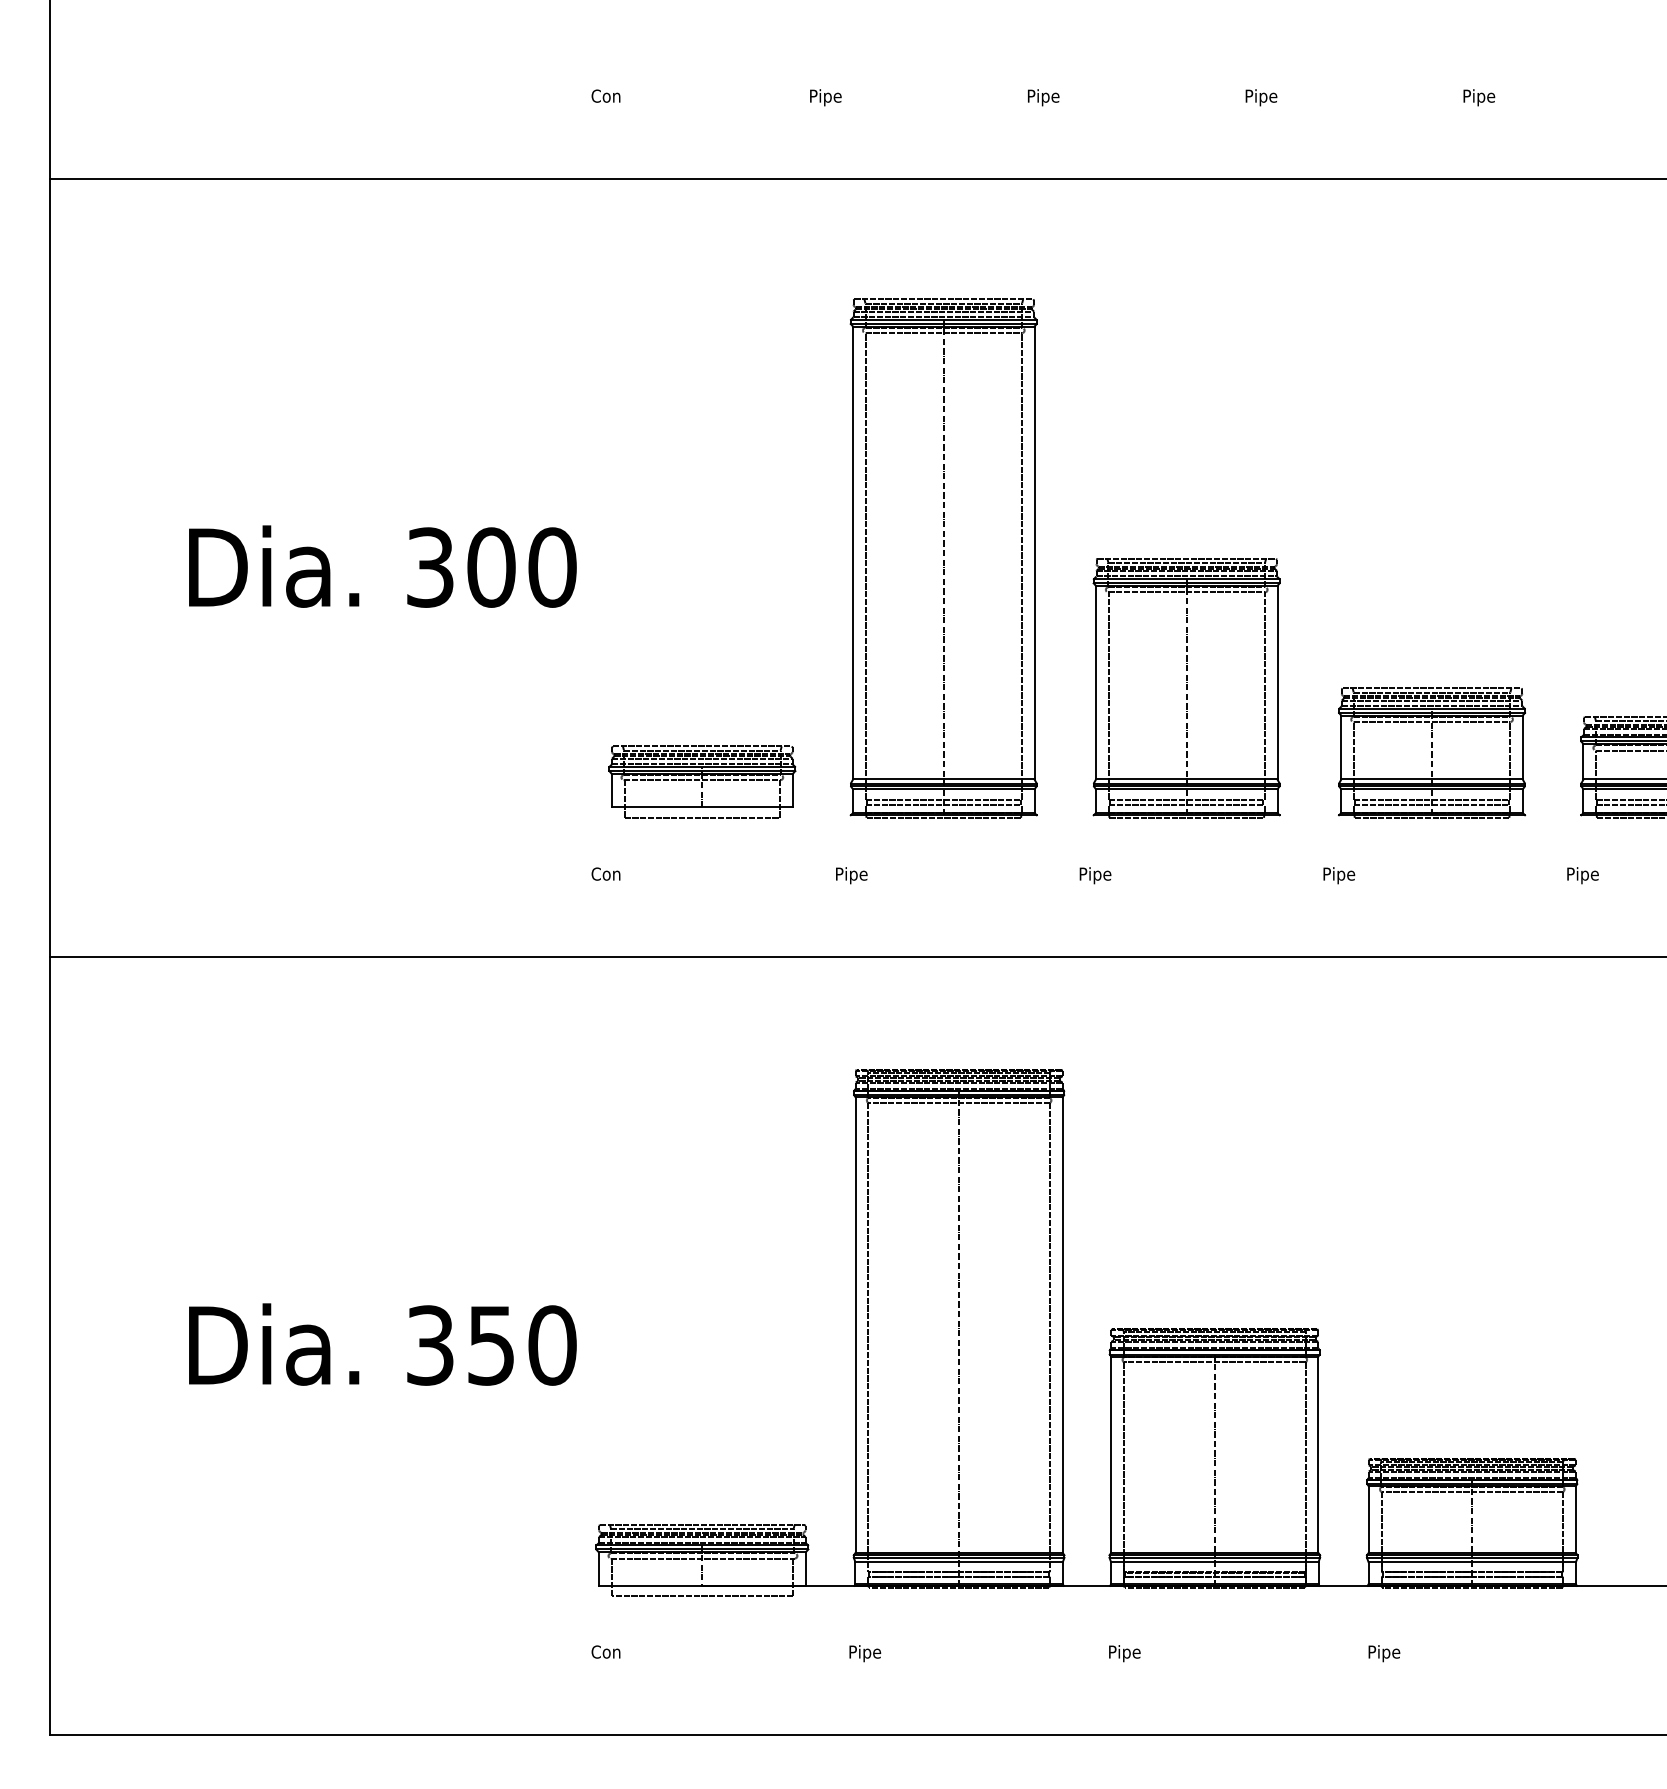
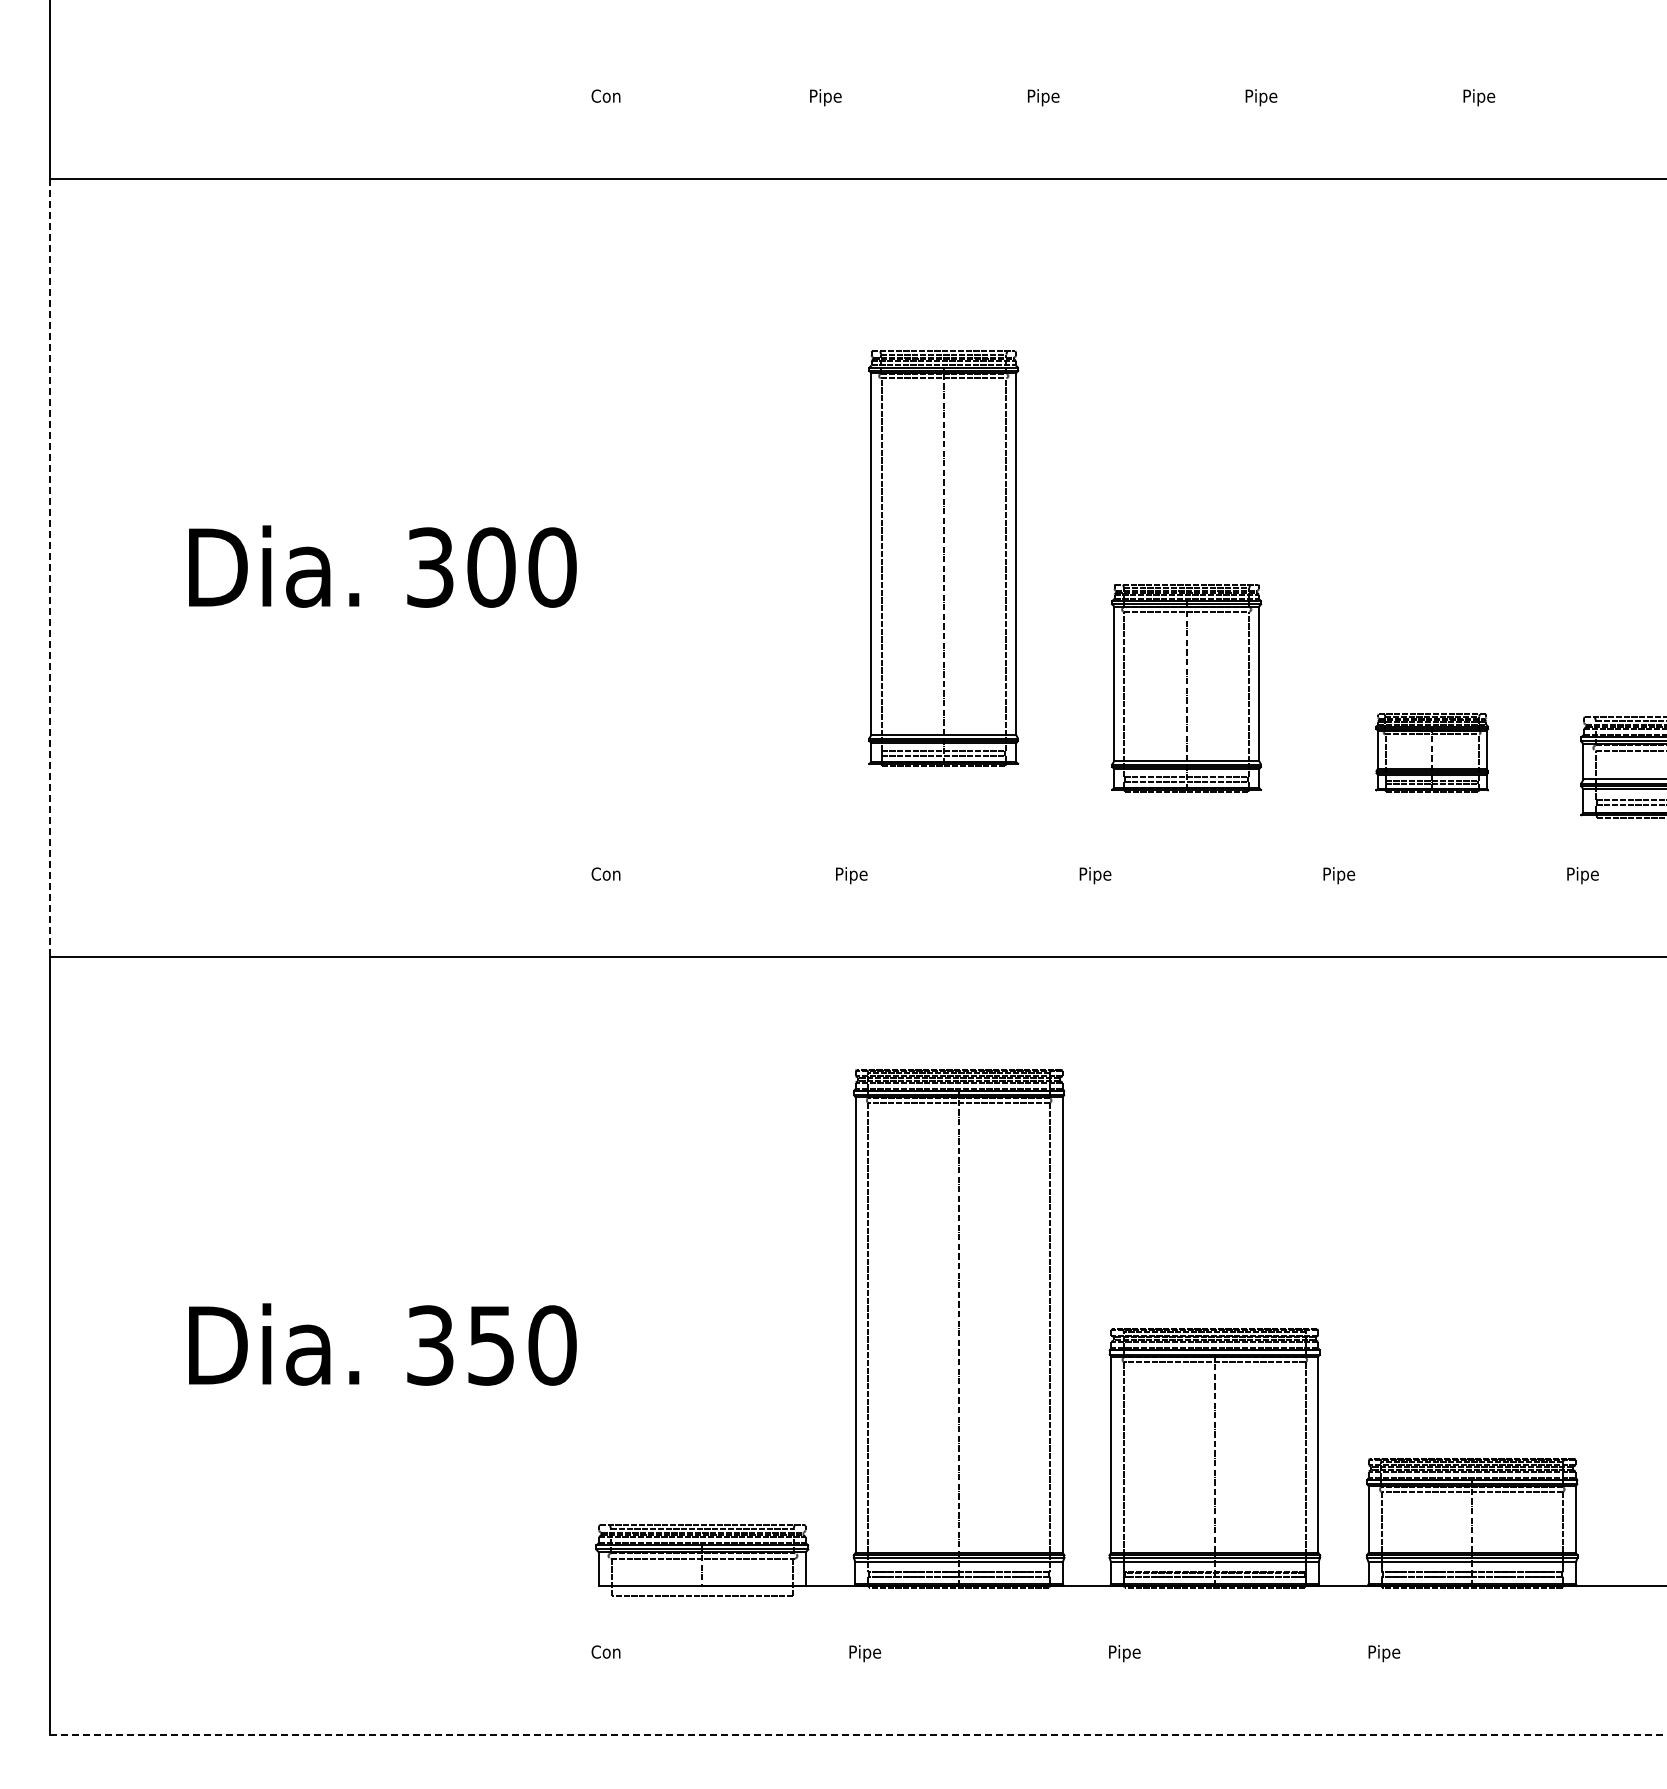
part size: 189x521 px -> 152x417 px (943, 558)
line: solid -> dashed (49, 568)
part size: 189x261 px -> 152x209 px (1186, 688)
part size: 189x132 px -> 115x80 px (1432, 752)
part: present -> none (702, 781)
line: solid -> dashed (858, 1735)
